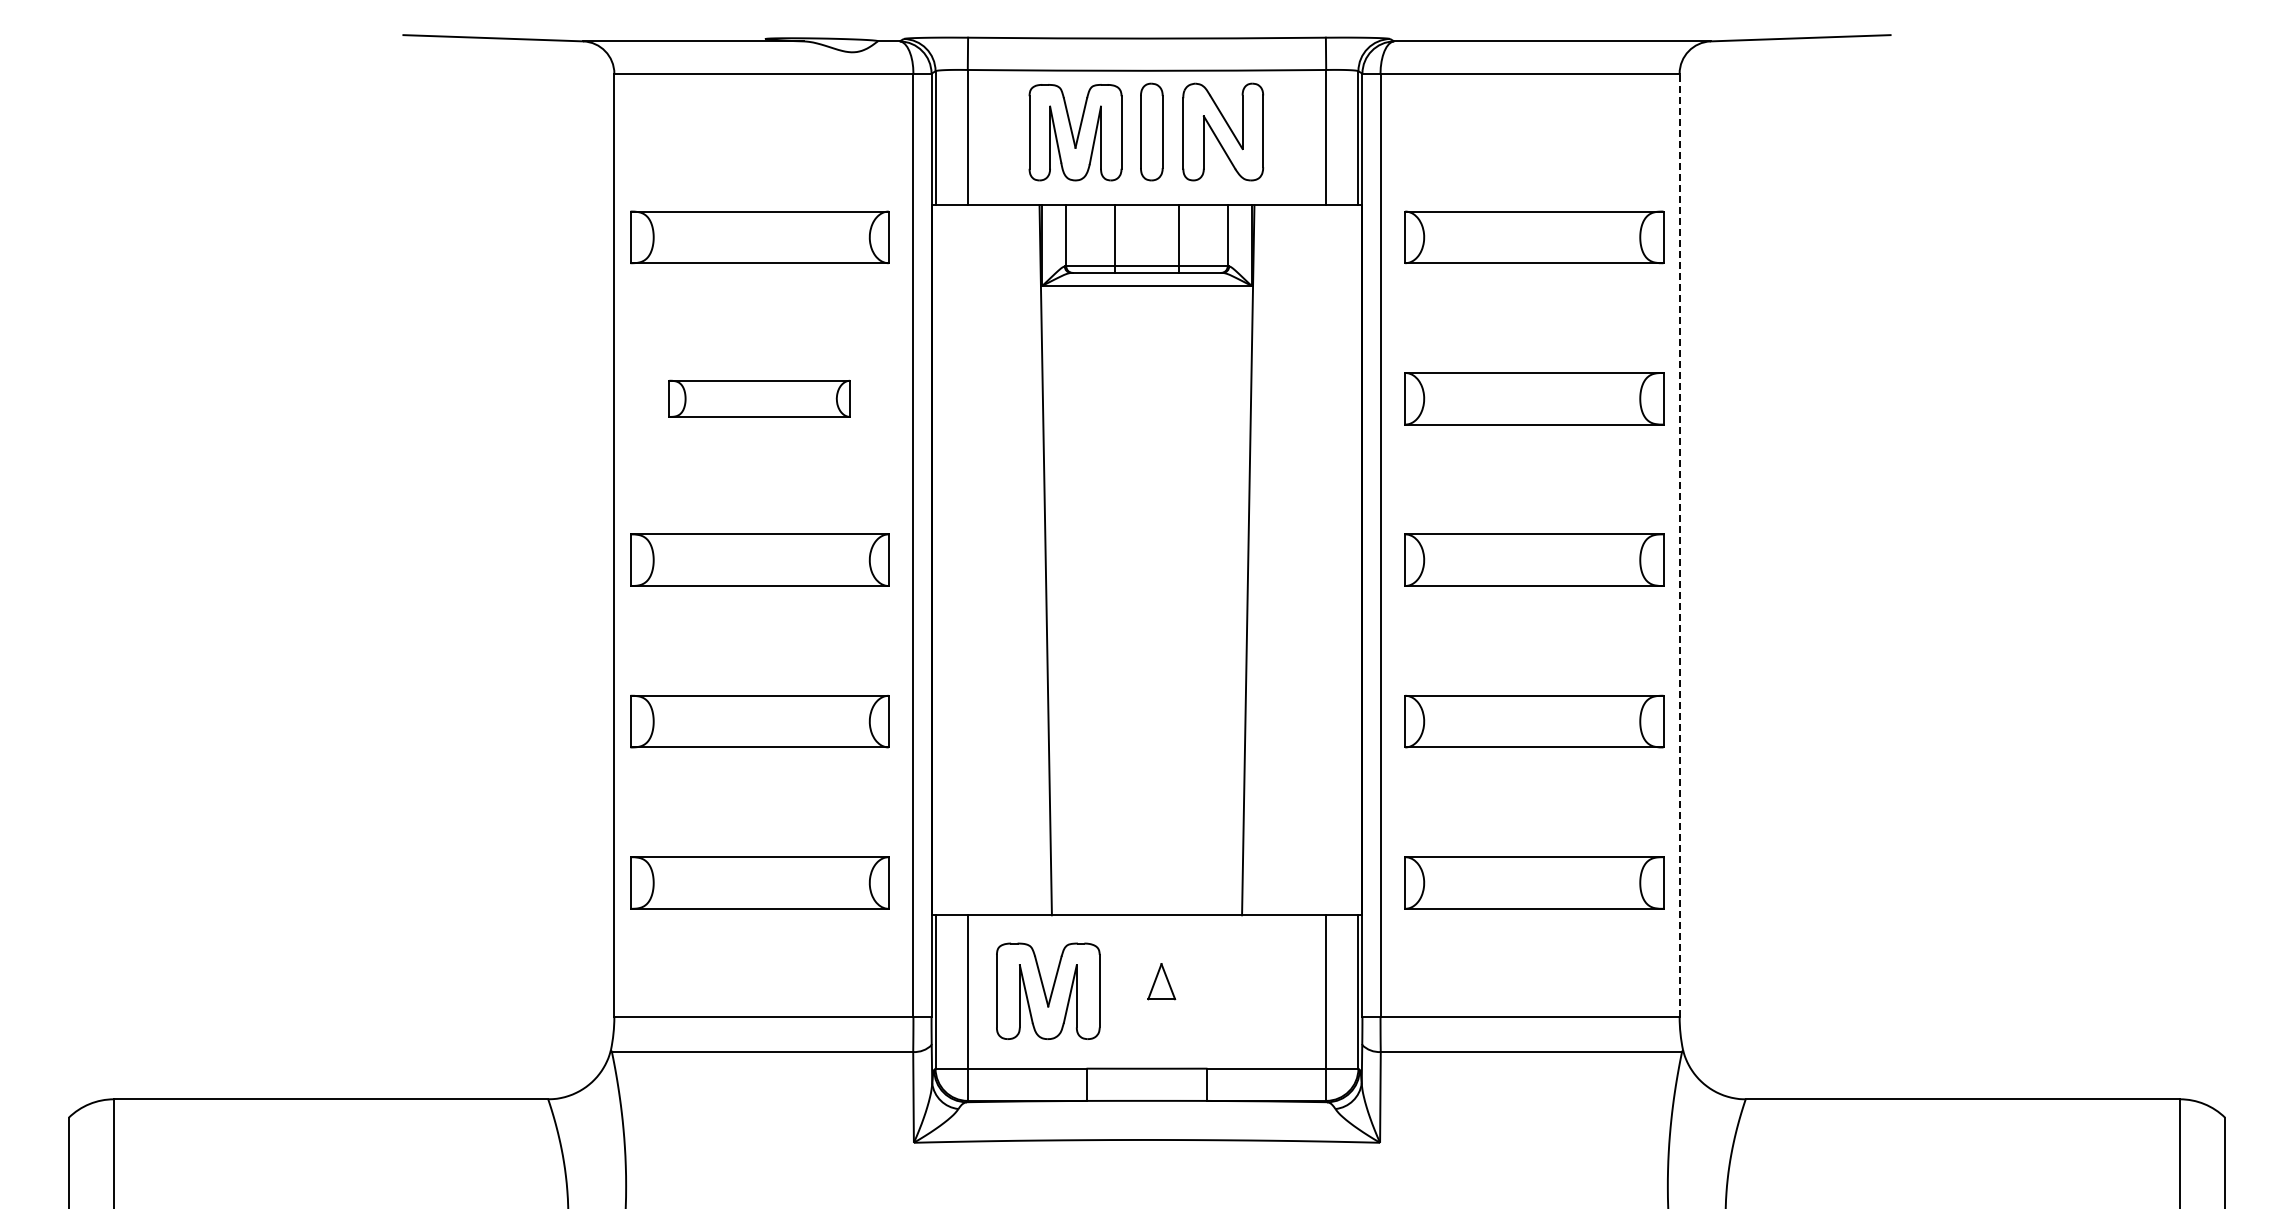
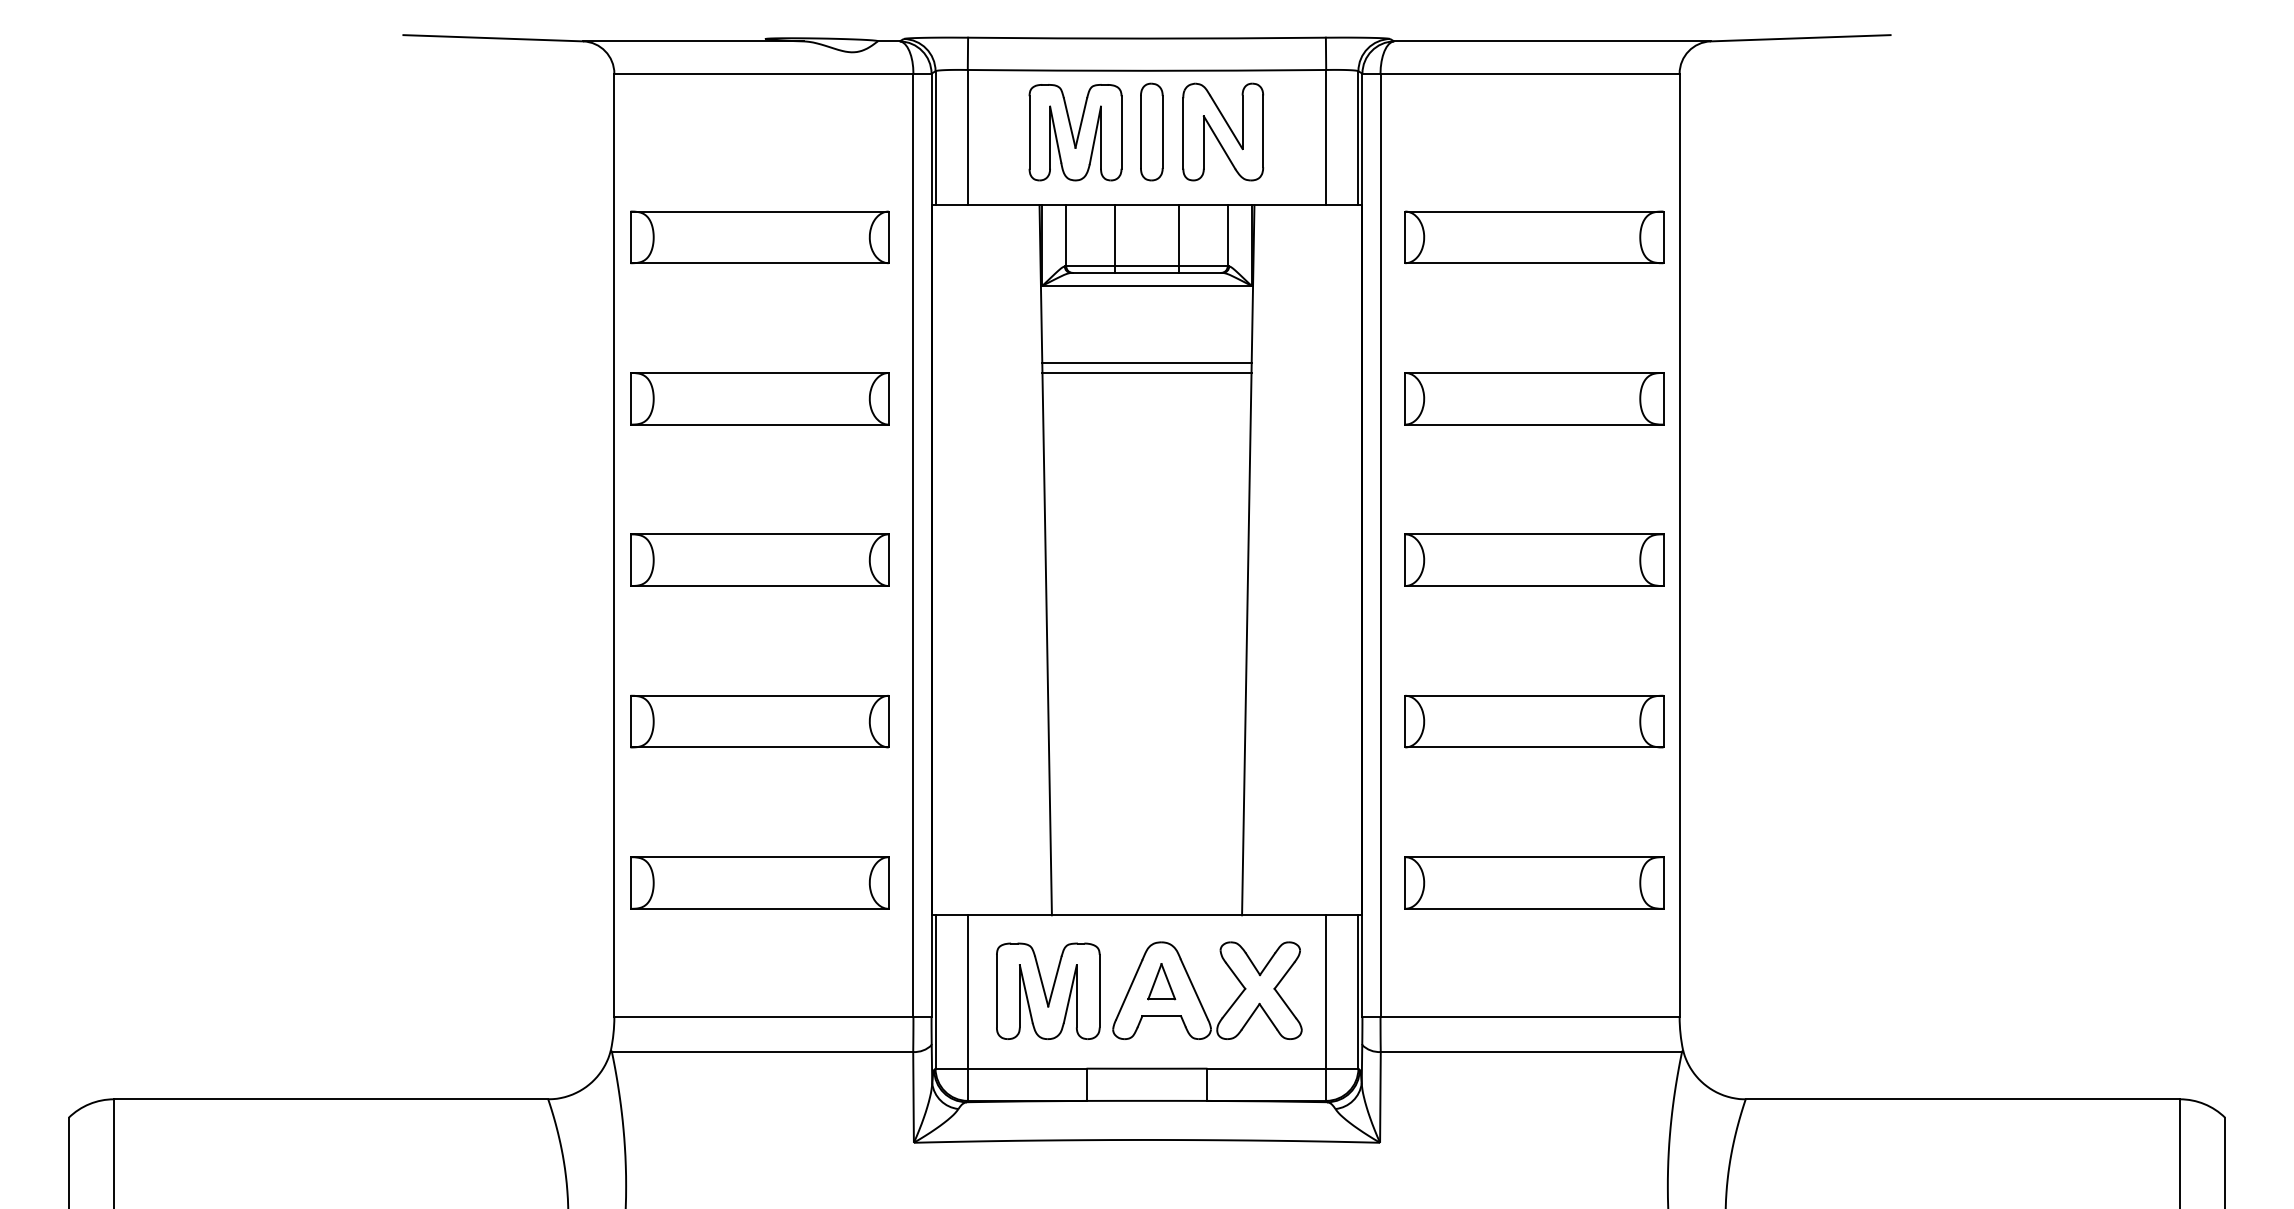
line: none -> present (1146, 363)
line: none -> present (1146, 372)
part size: 183x39 px -> 260x54 px (759, 398)
line: dashed -> solid (1679, 545)
part: none -> present (1198, 995)
